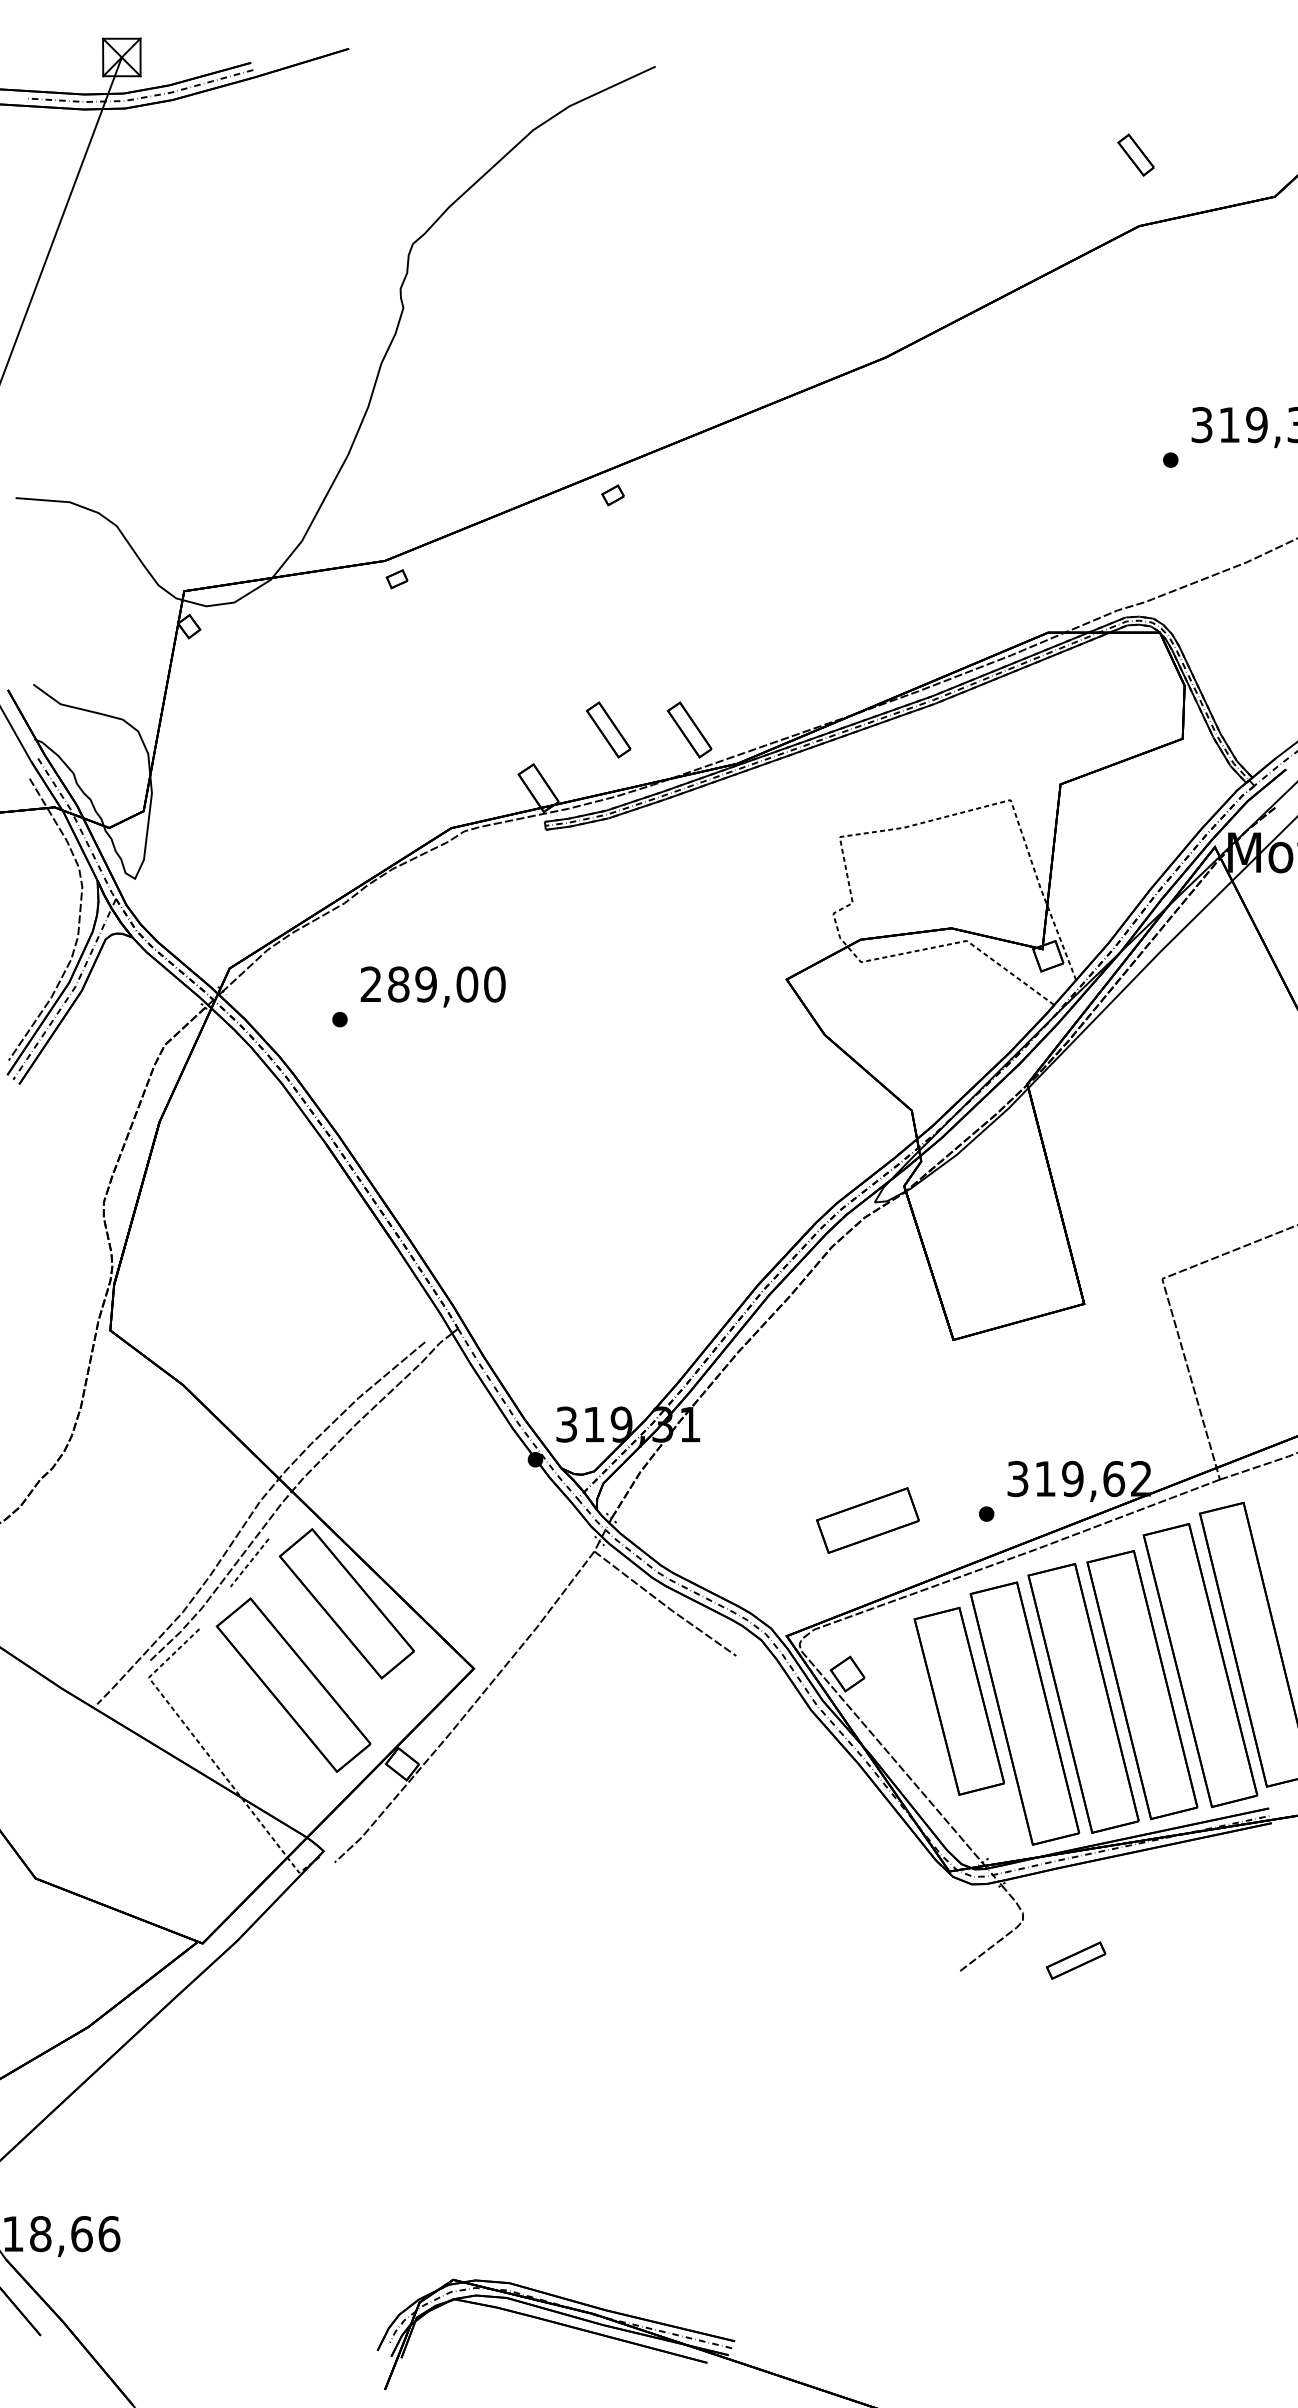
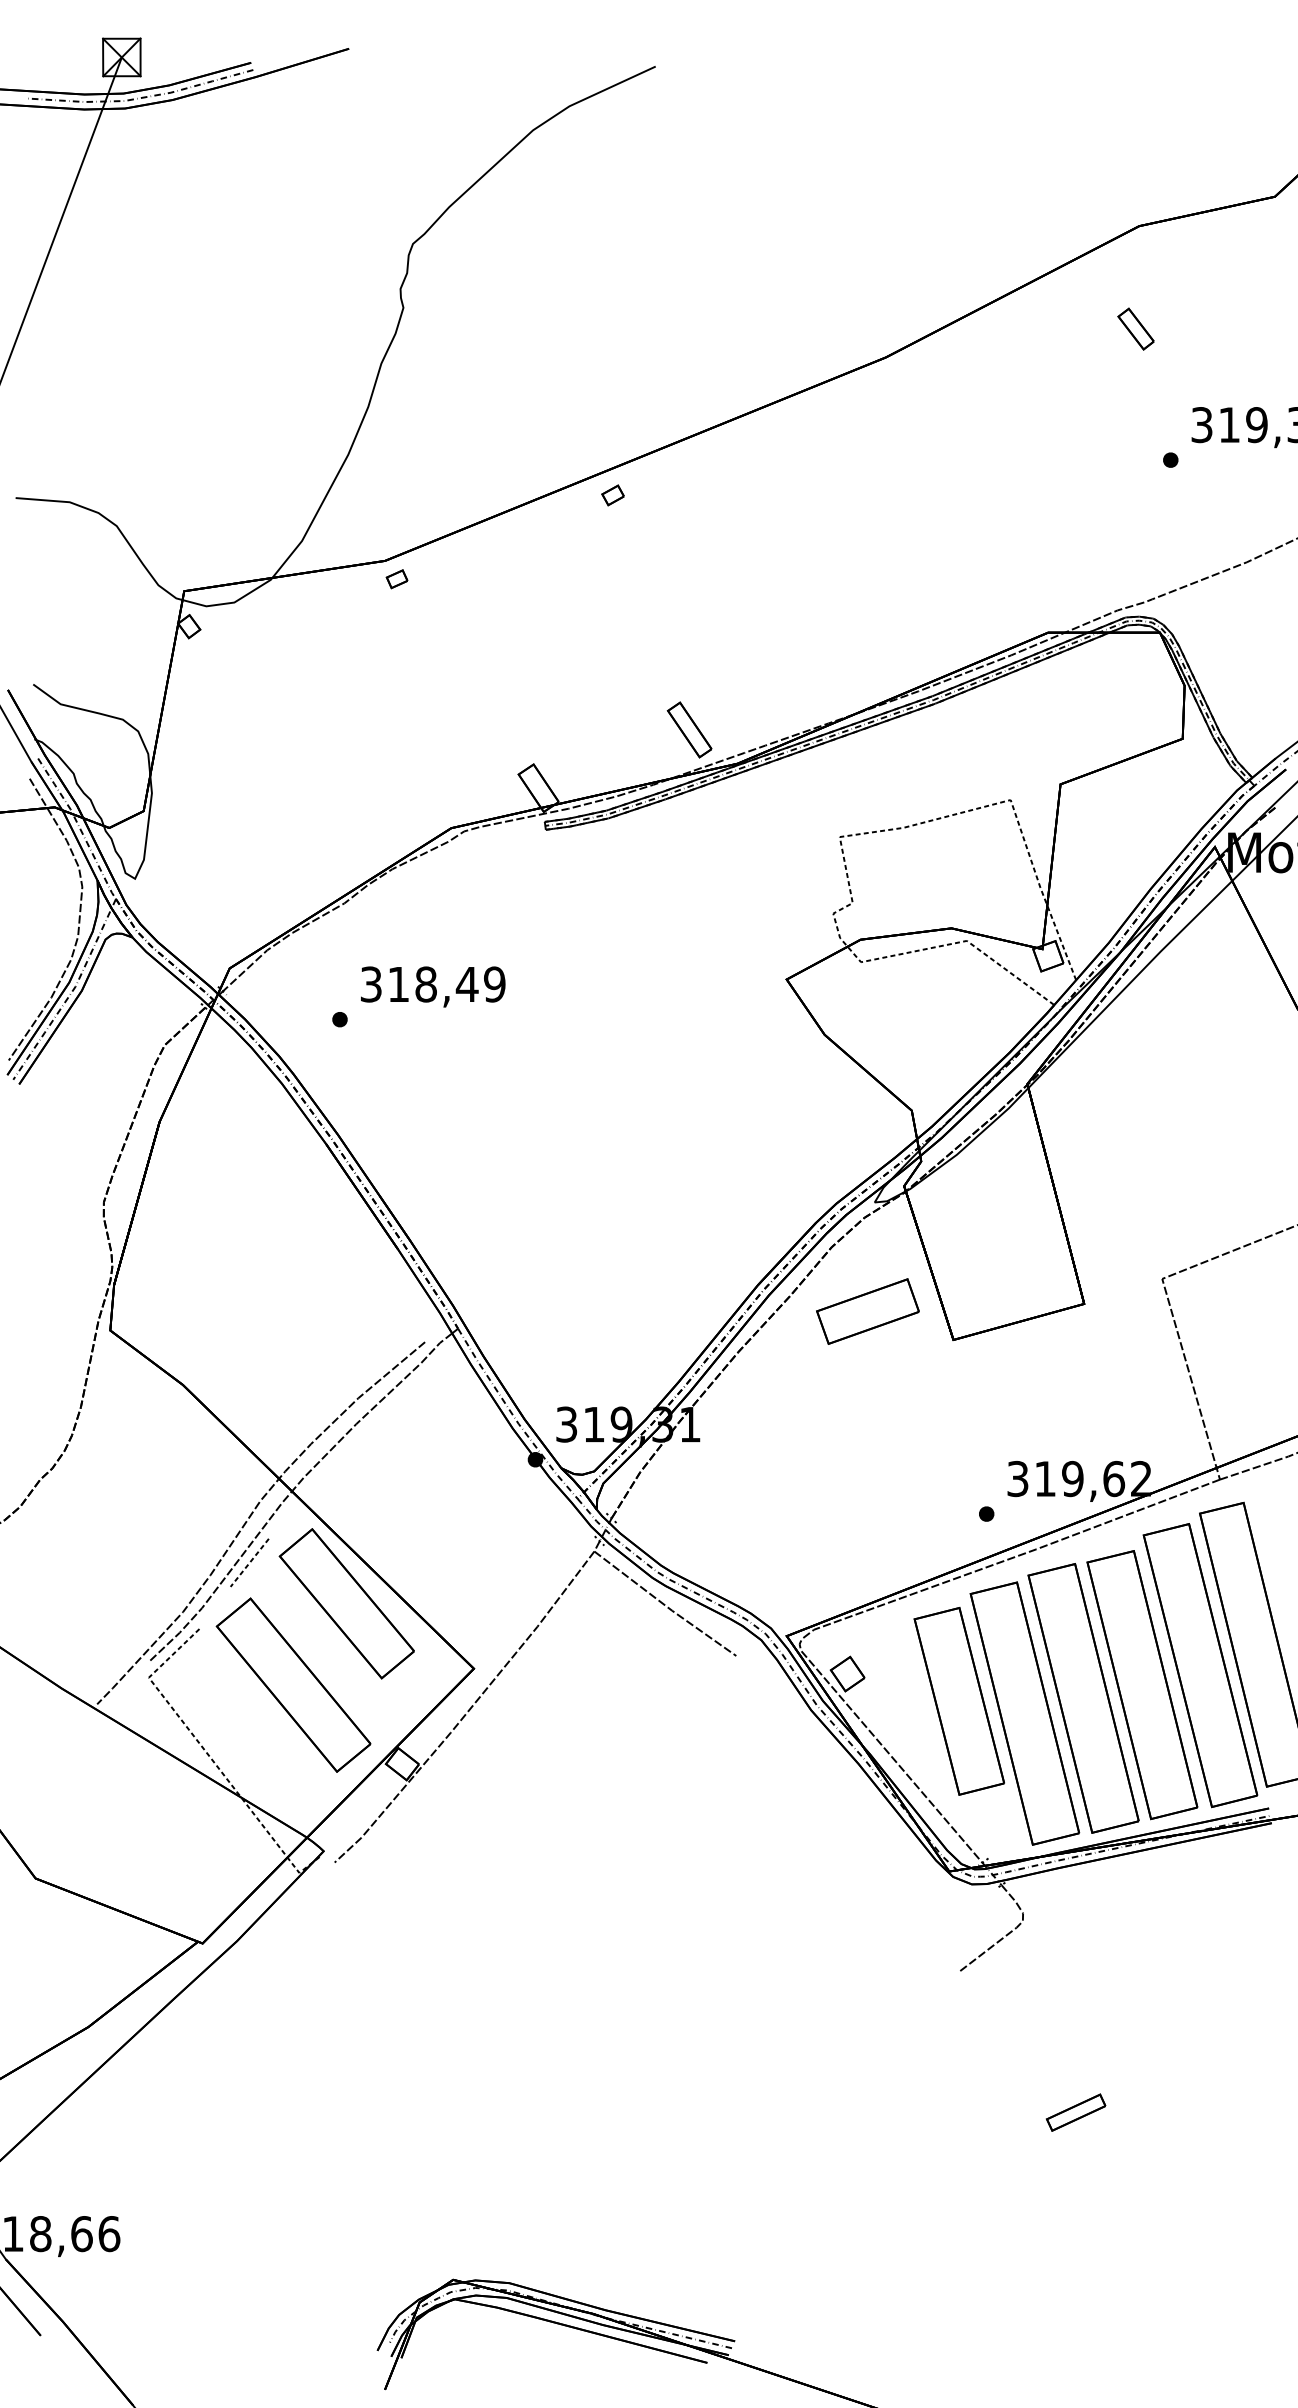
part position: (1135, 154) -> (1135, 328) (1135, 328)
part: present -> none (608, 729)
text: 289,00 -> 318,49 (432, 984)
part position: (867, 1520) -> (867, 1311) (867, 1311)
part position: (1076, 1960) -> (1076, 2112) (1076, 2112)
